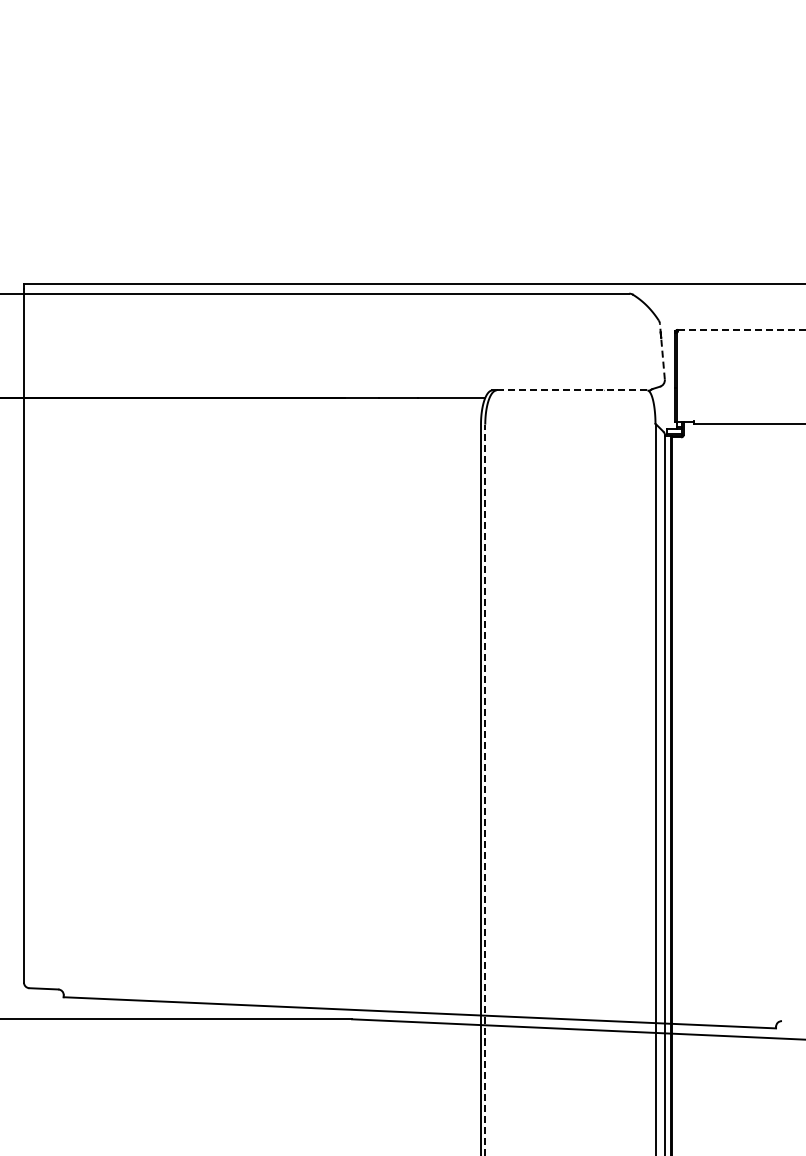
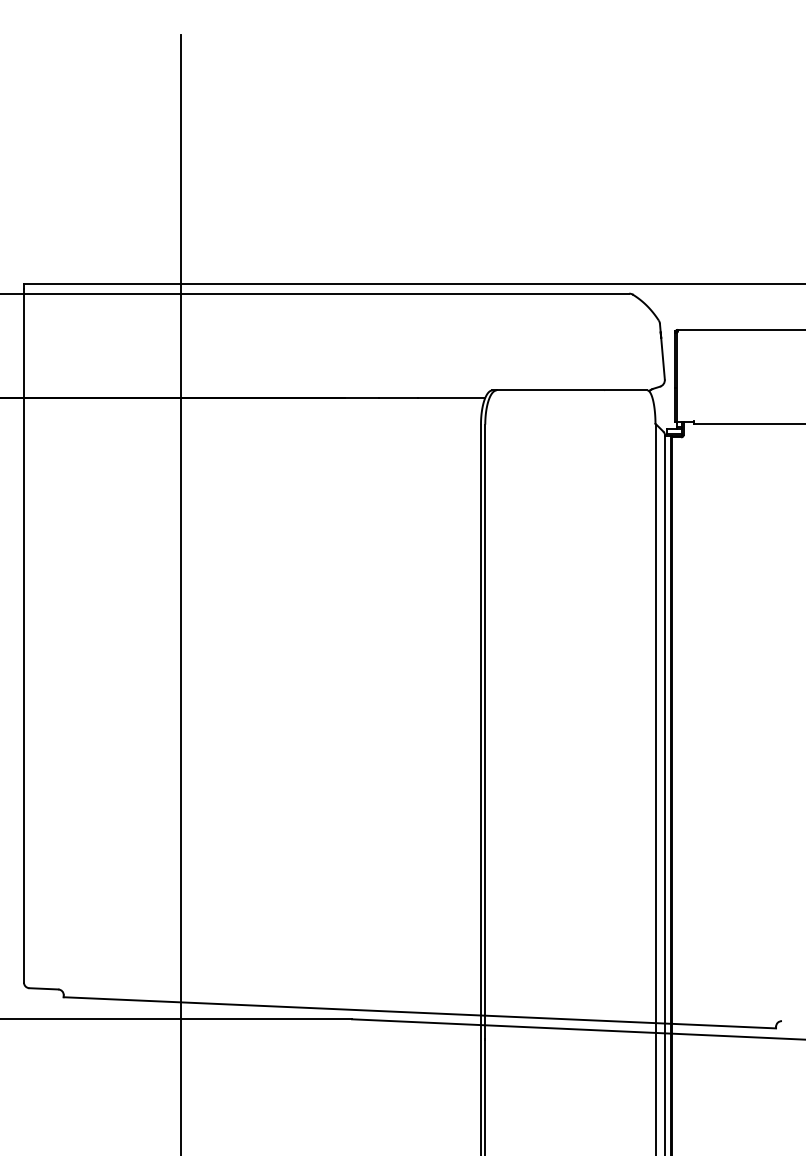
line: dashed -> solid (741, 329)
line: dashed -> solid (662, 351)
line: dashed -> solid (571, 390)
line: none -> present (181, 593)
line: dashed -> solid (485, 789)
